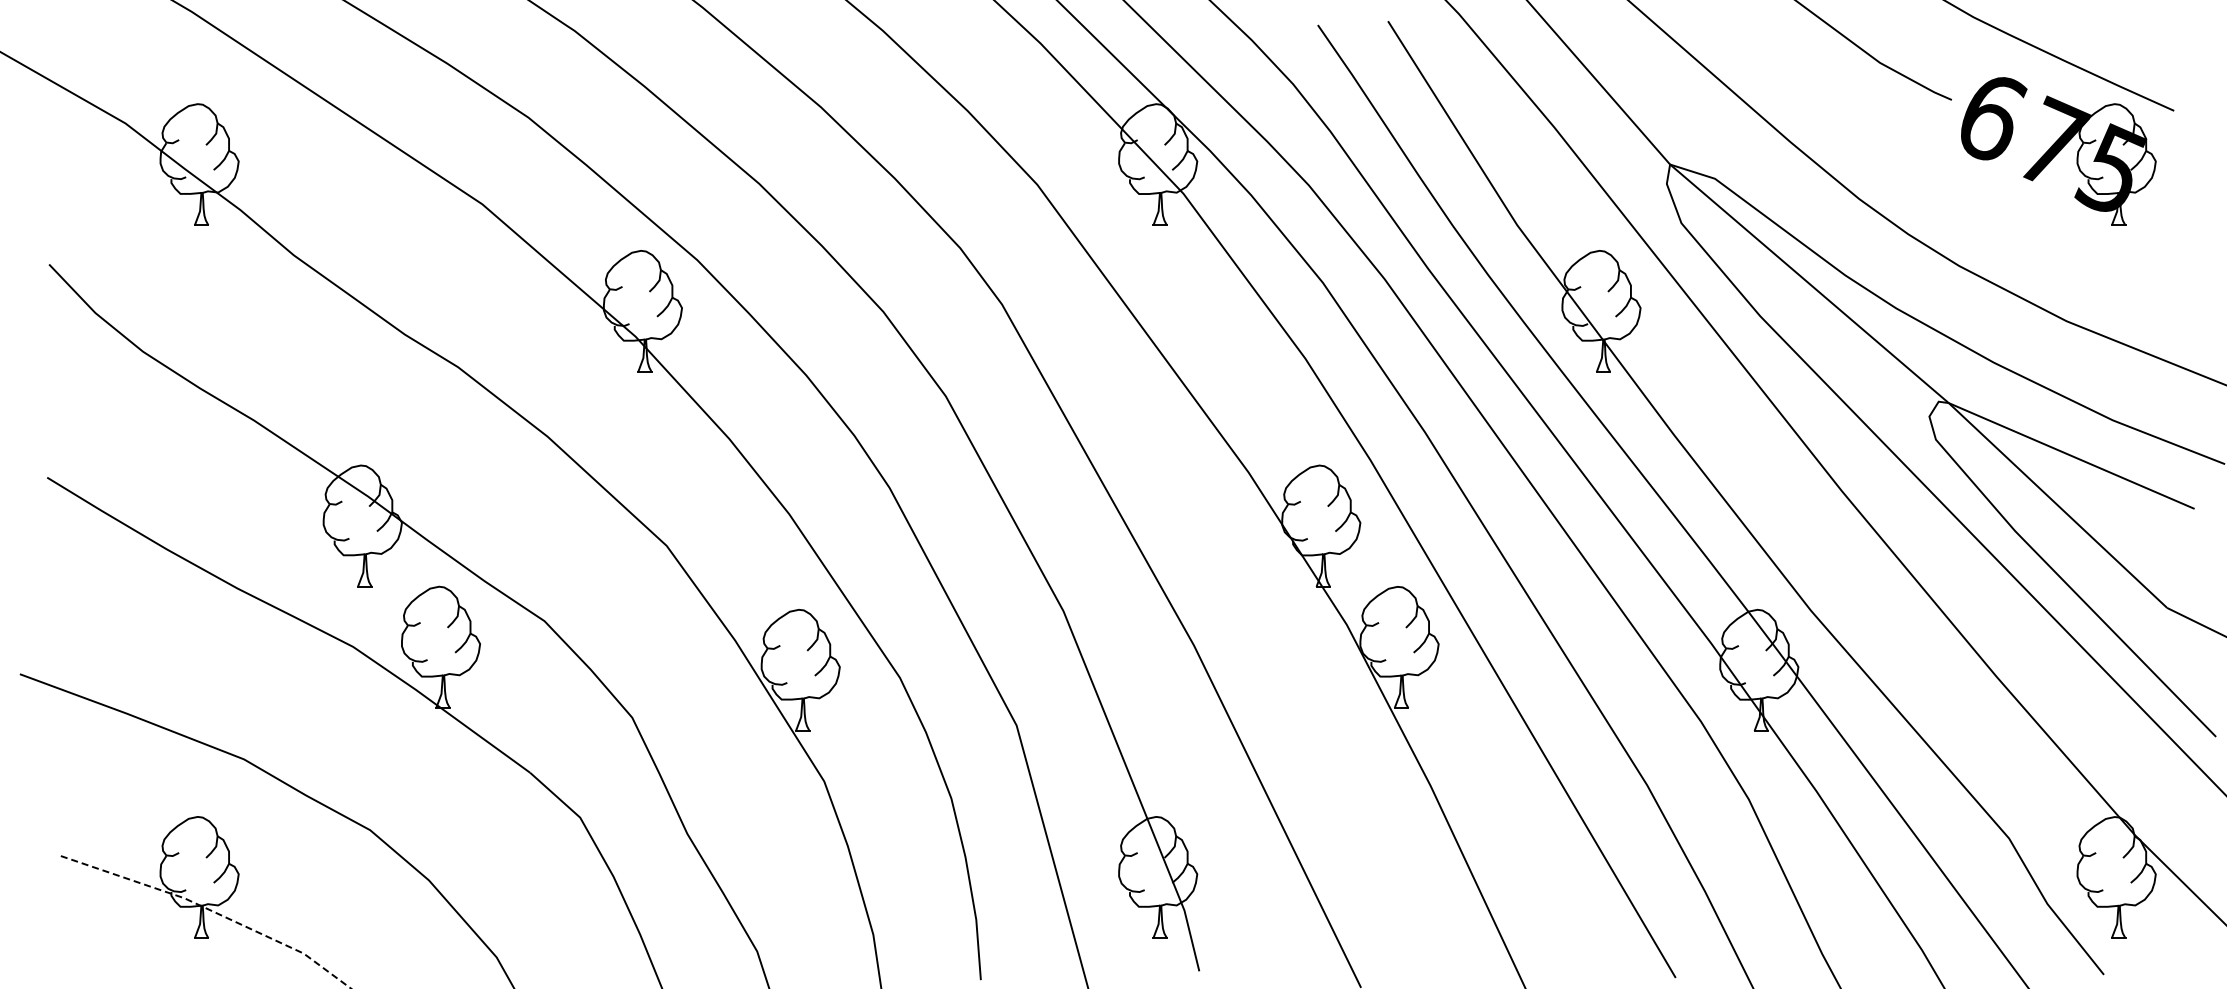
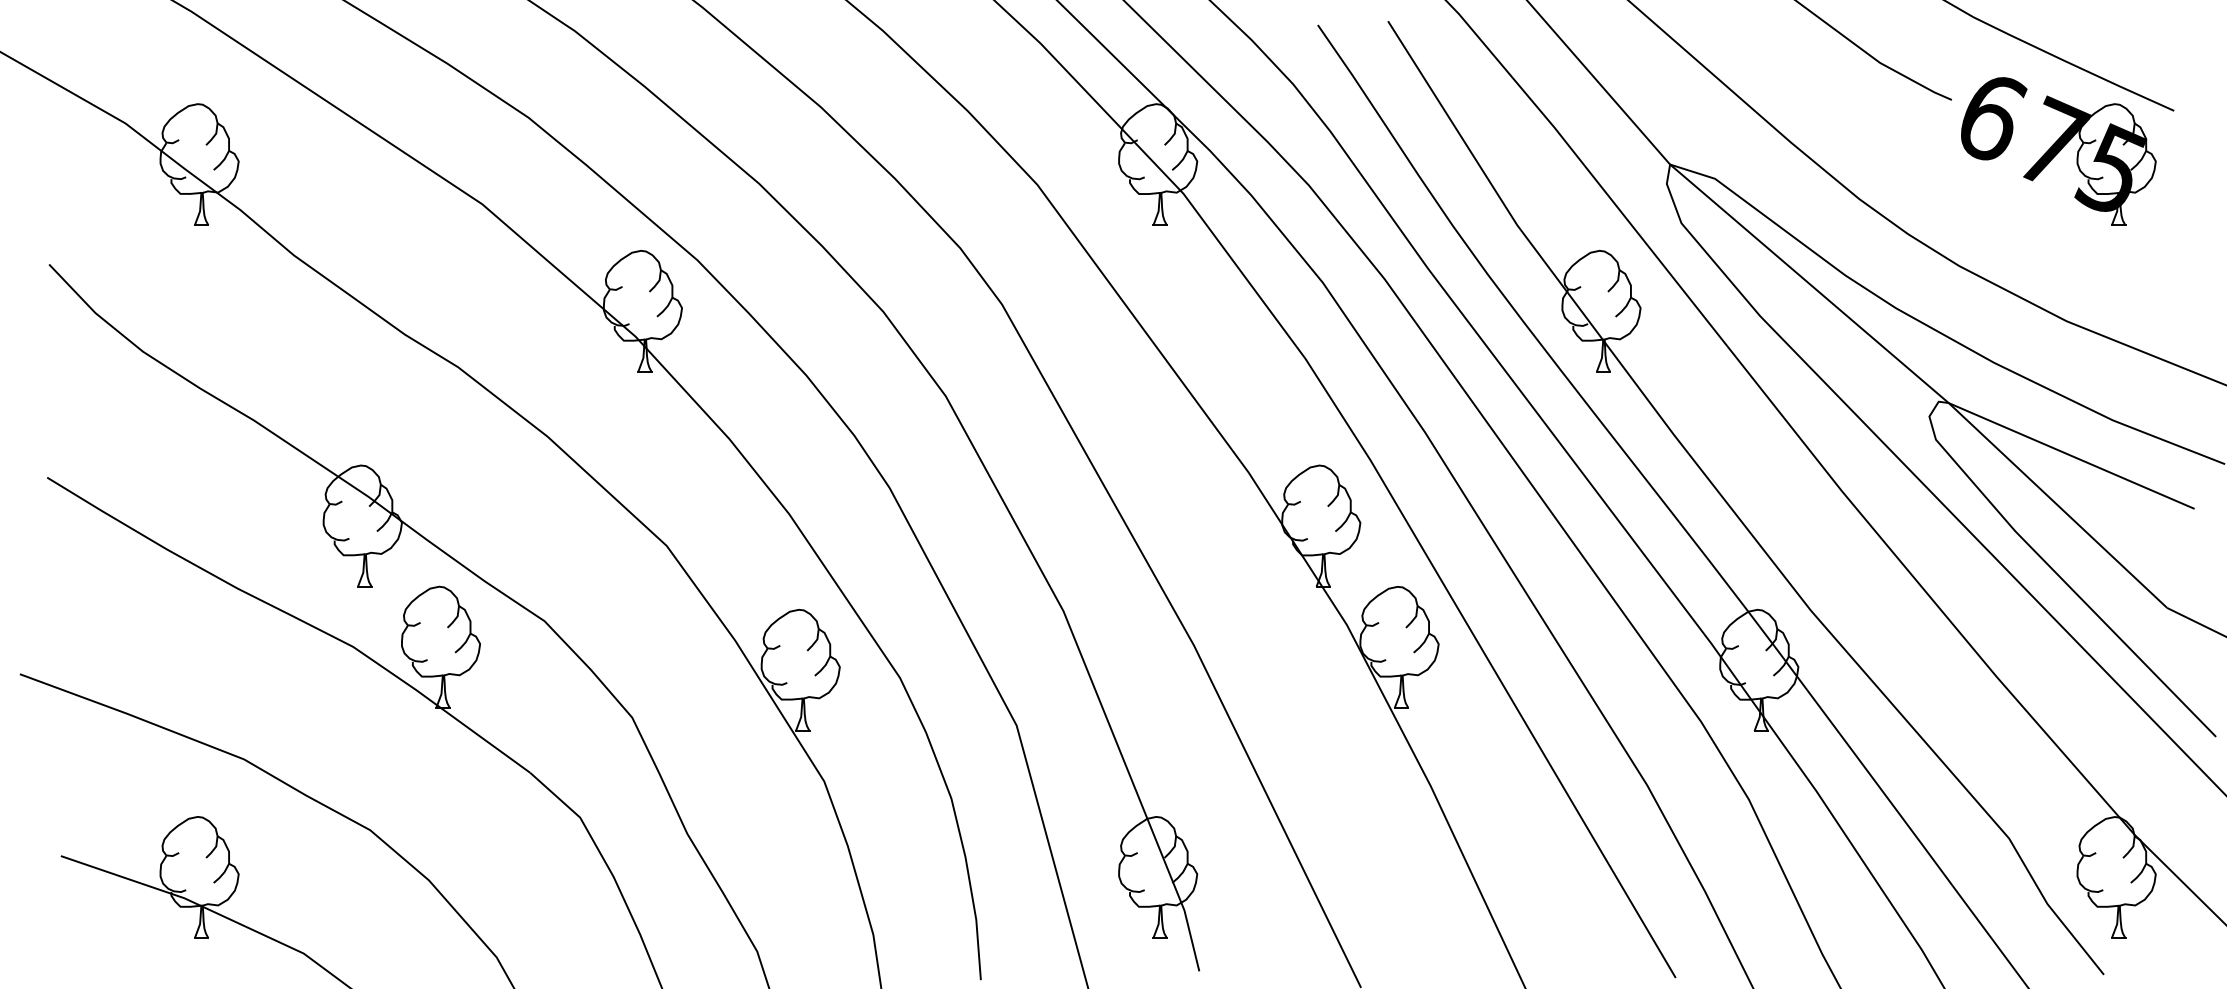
line: dashed -> solid (211, 910)
